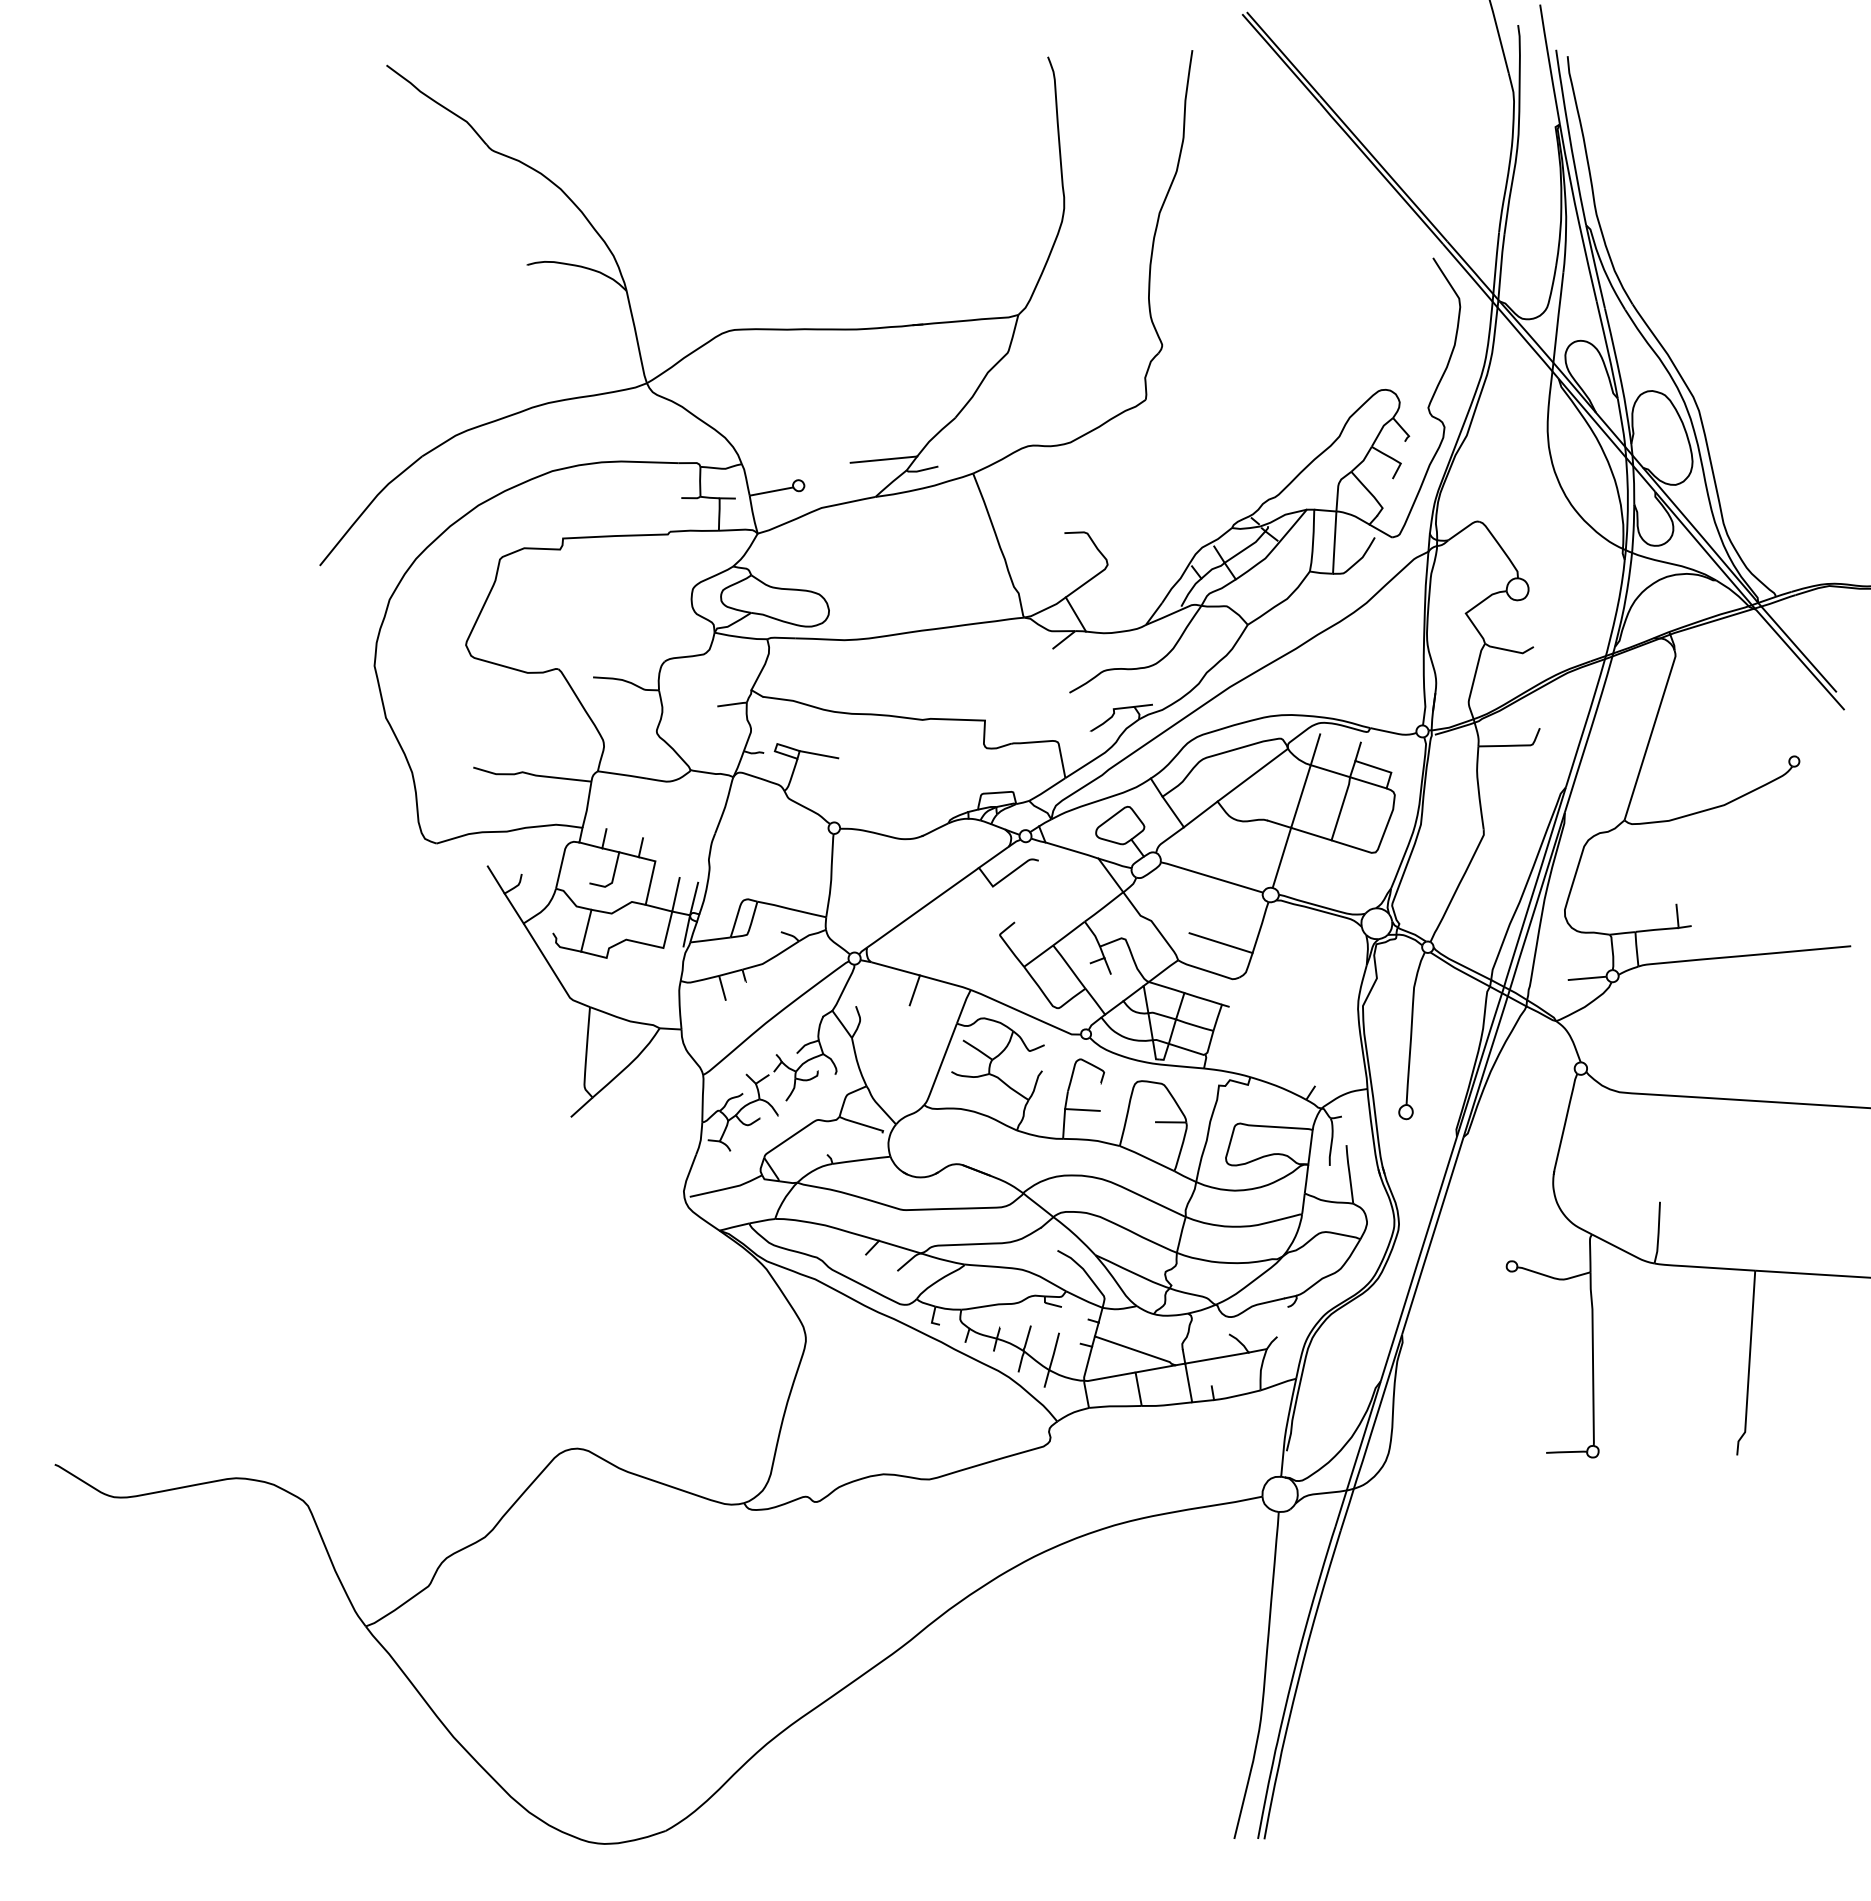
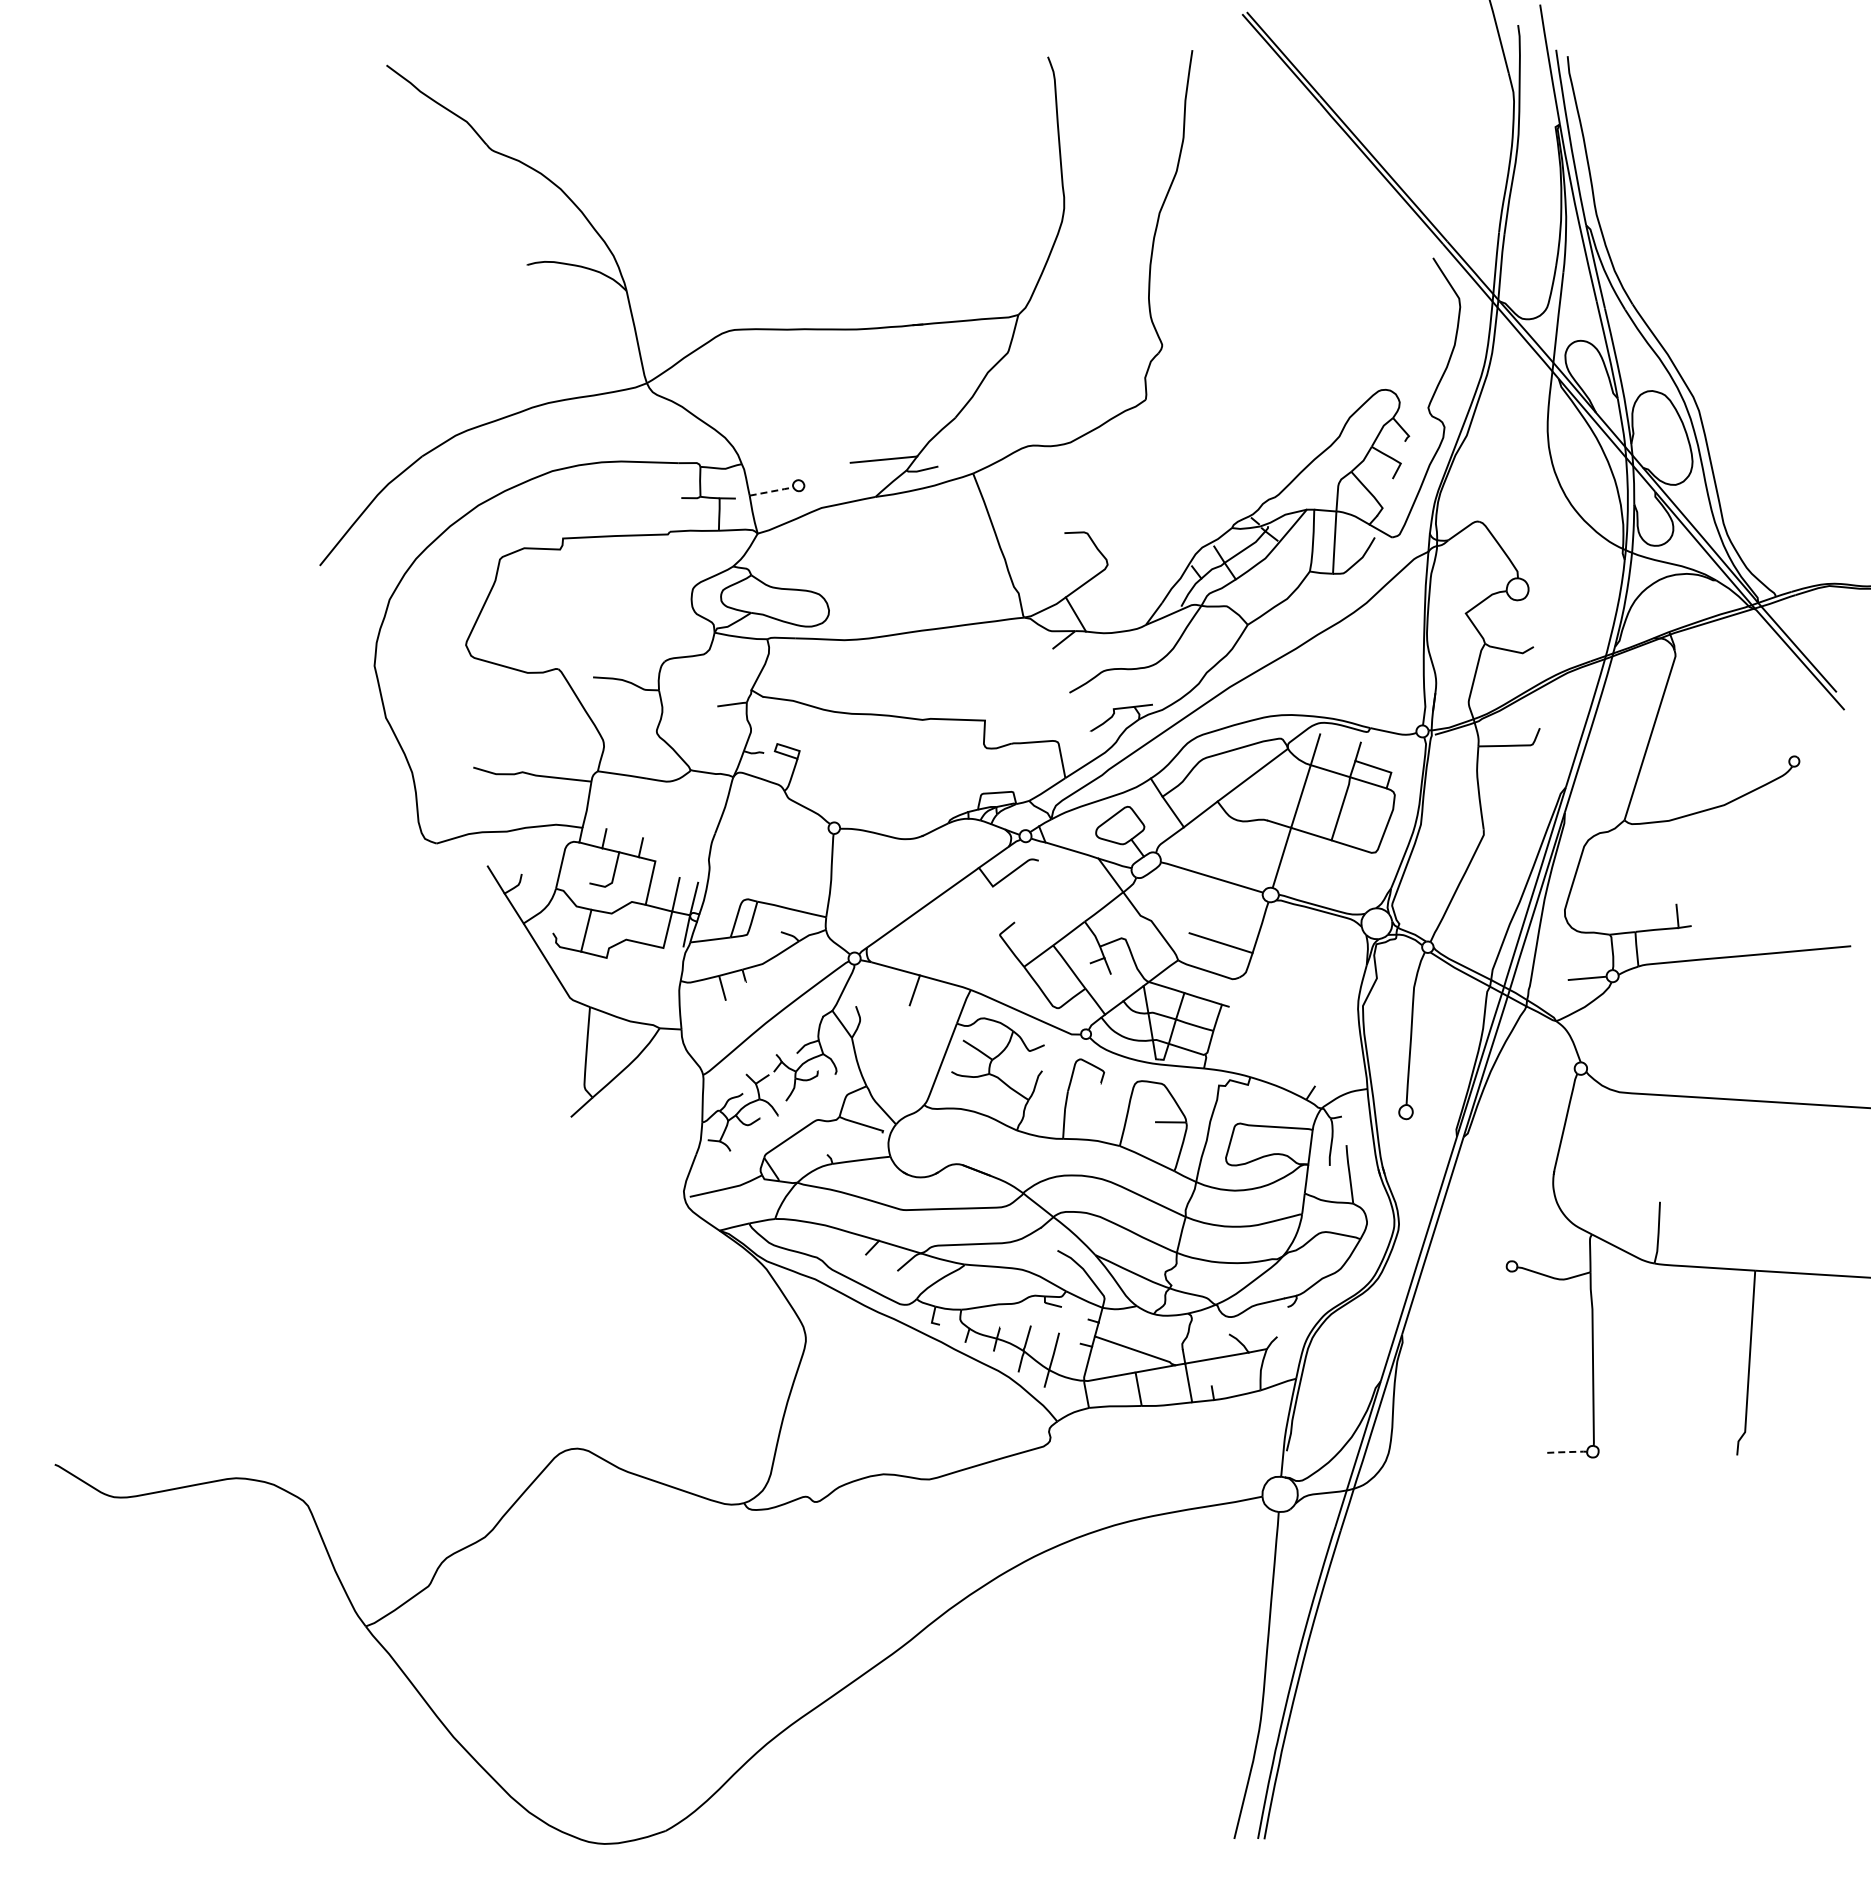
line: solid -> dashed (772, 491)
line: present -> none (818, 754)
line: present -> none (1082, 1109)
line: solid -> dashed (1566, 1452)
